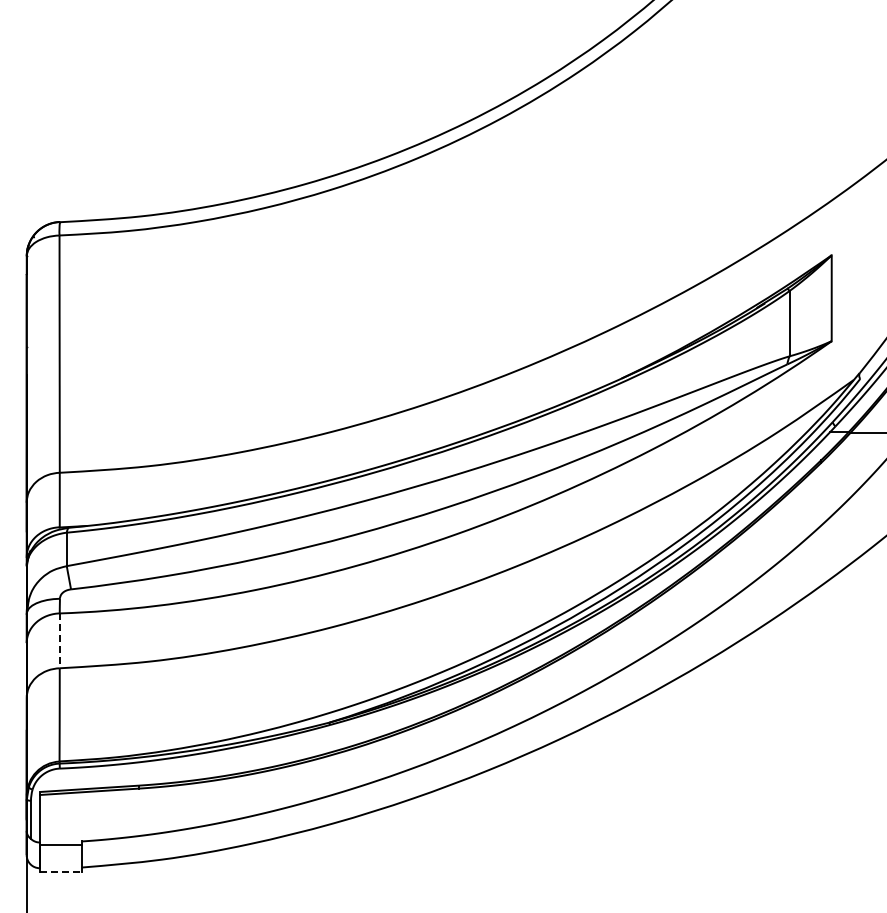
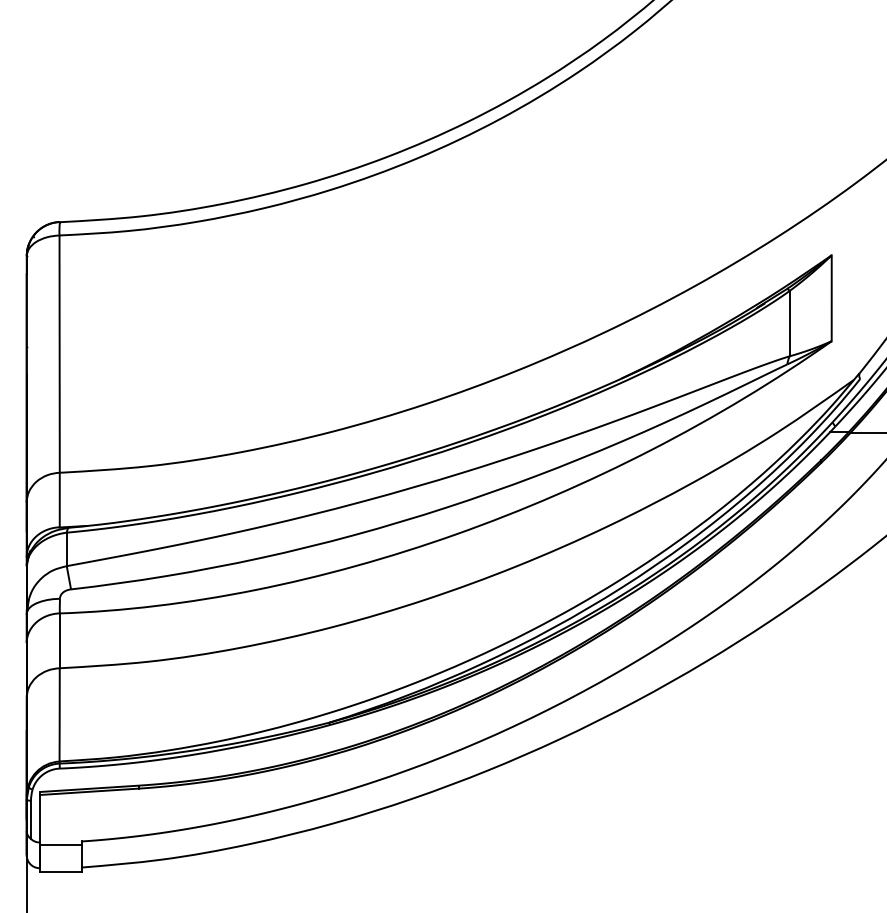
line: dashed -> solid (59, 641)
line: dashed -> solid (61, 871)
